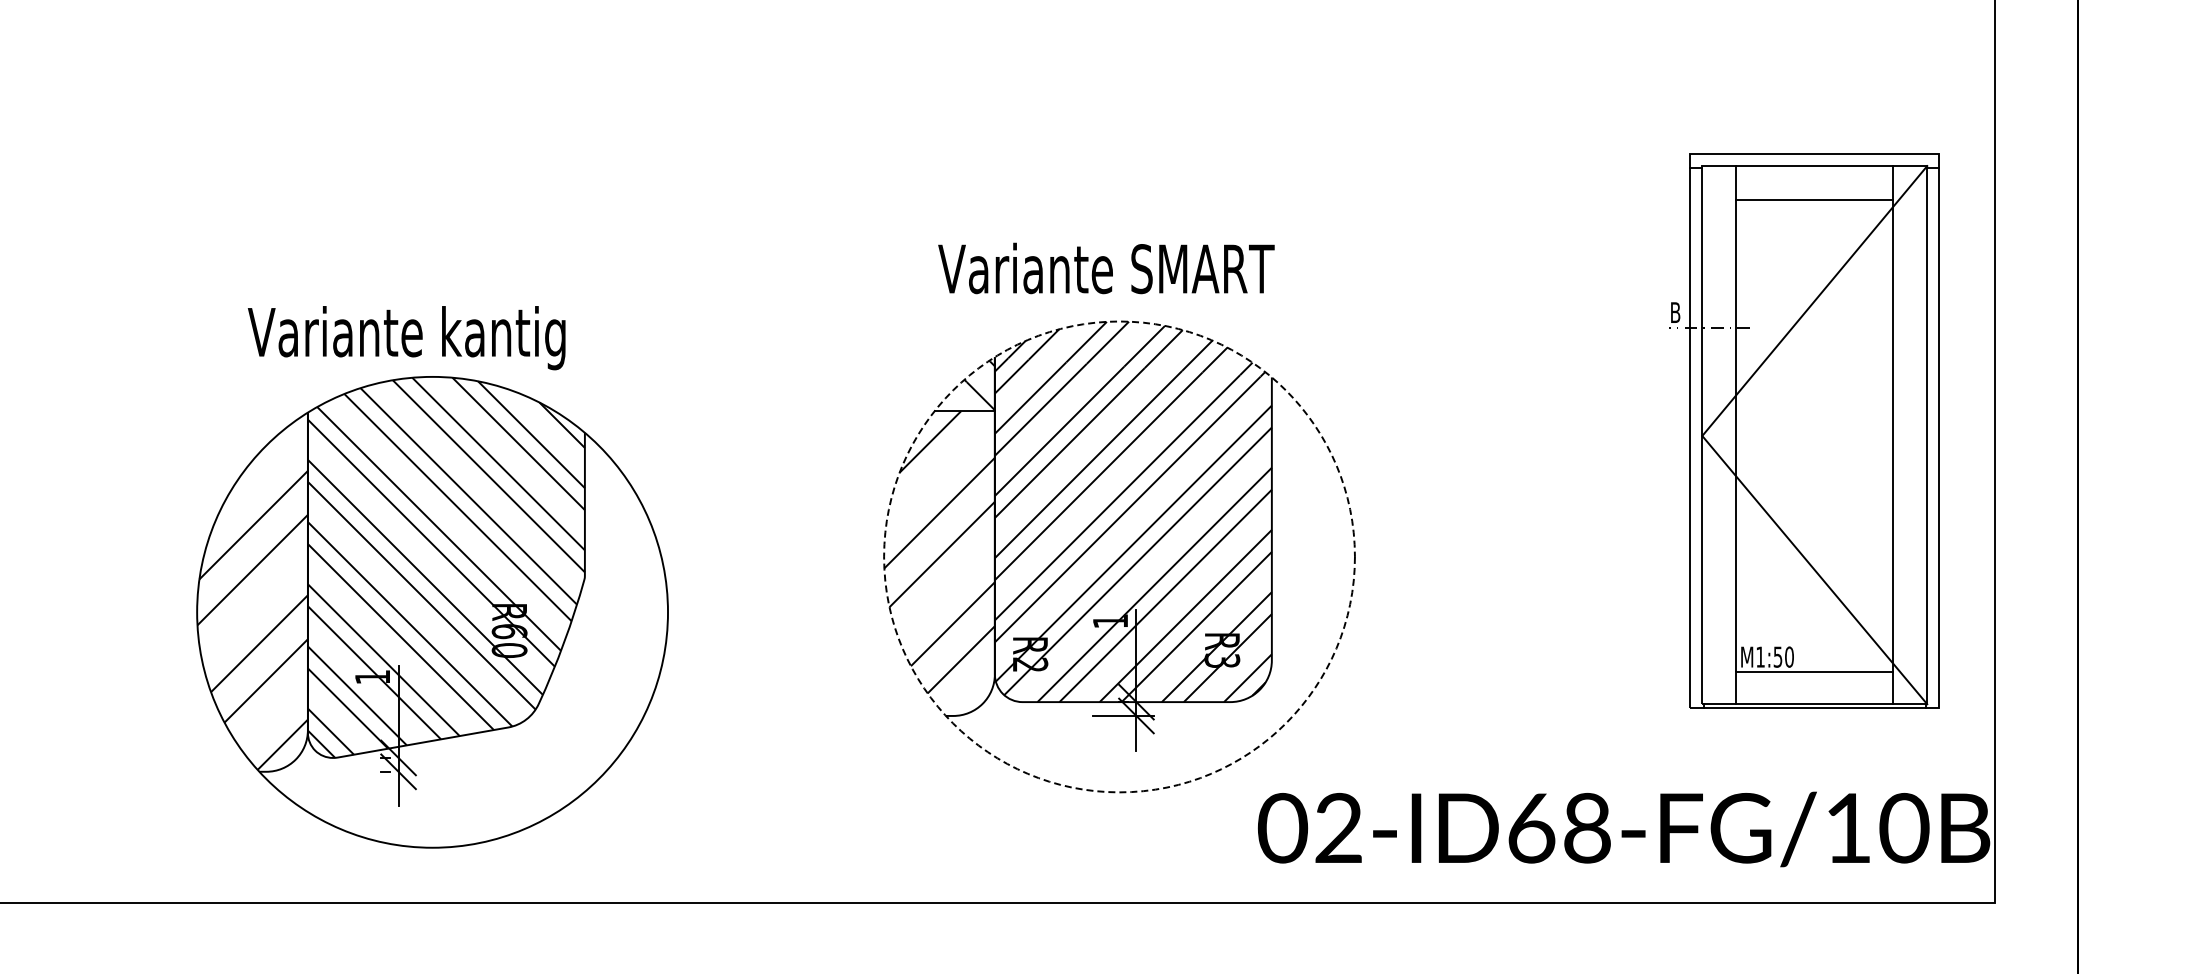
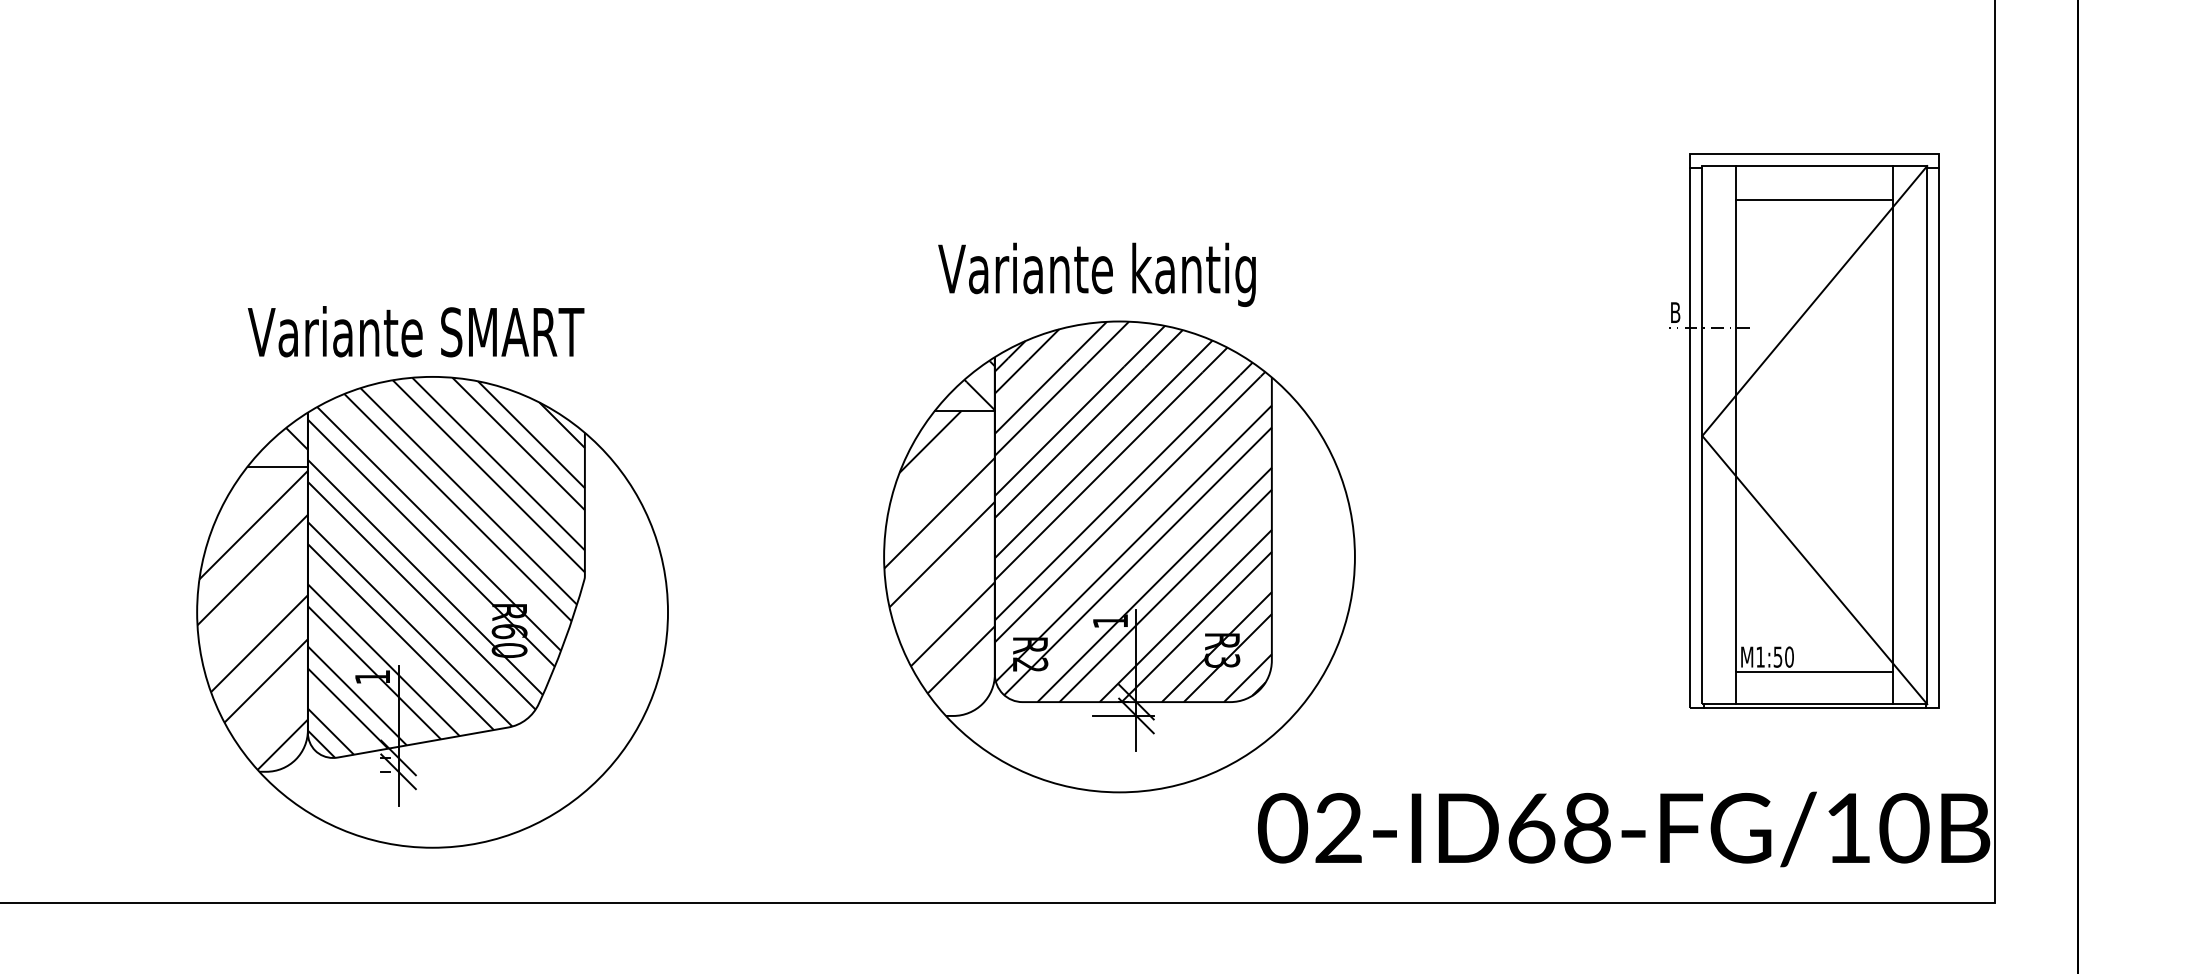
text: Variante SMART -> Variante kantig (1202, 274)
text: Variante kantig -> Variante SMART (512, 338)
hatch: none -> present (296, 438)
line: none -> present (277, 466)
circle: dashed -> solid (1119, 556)
